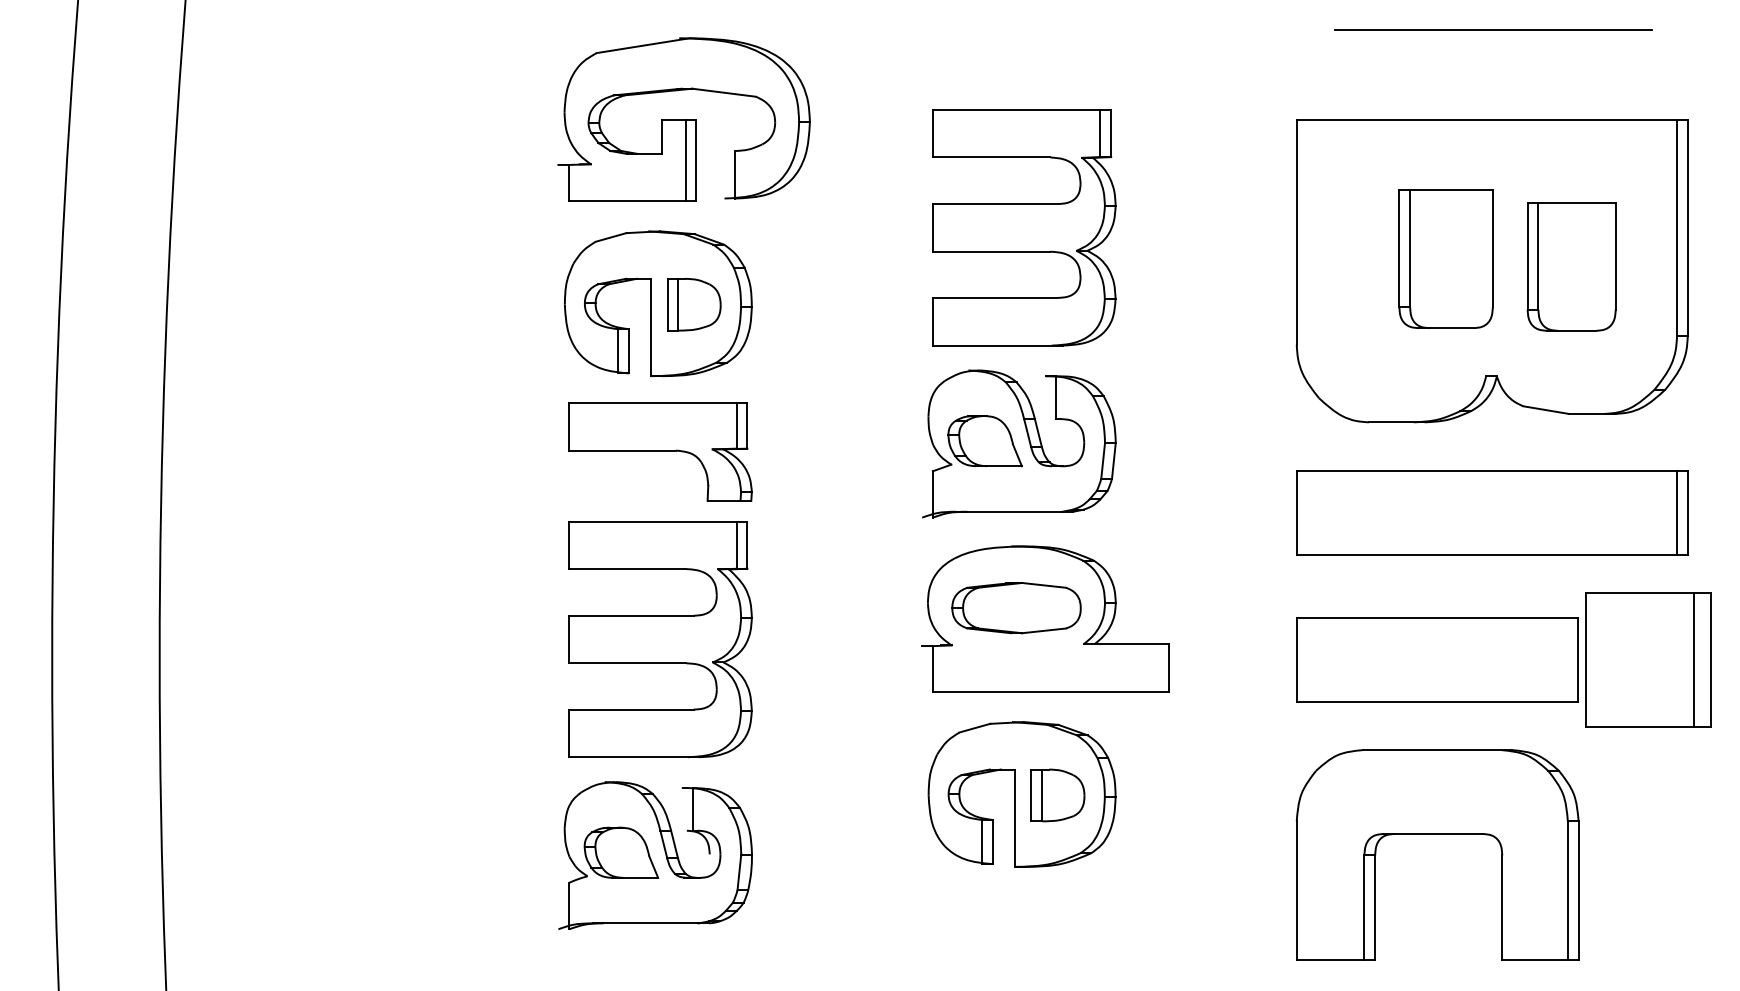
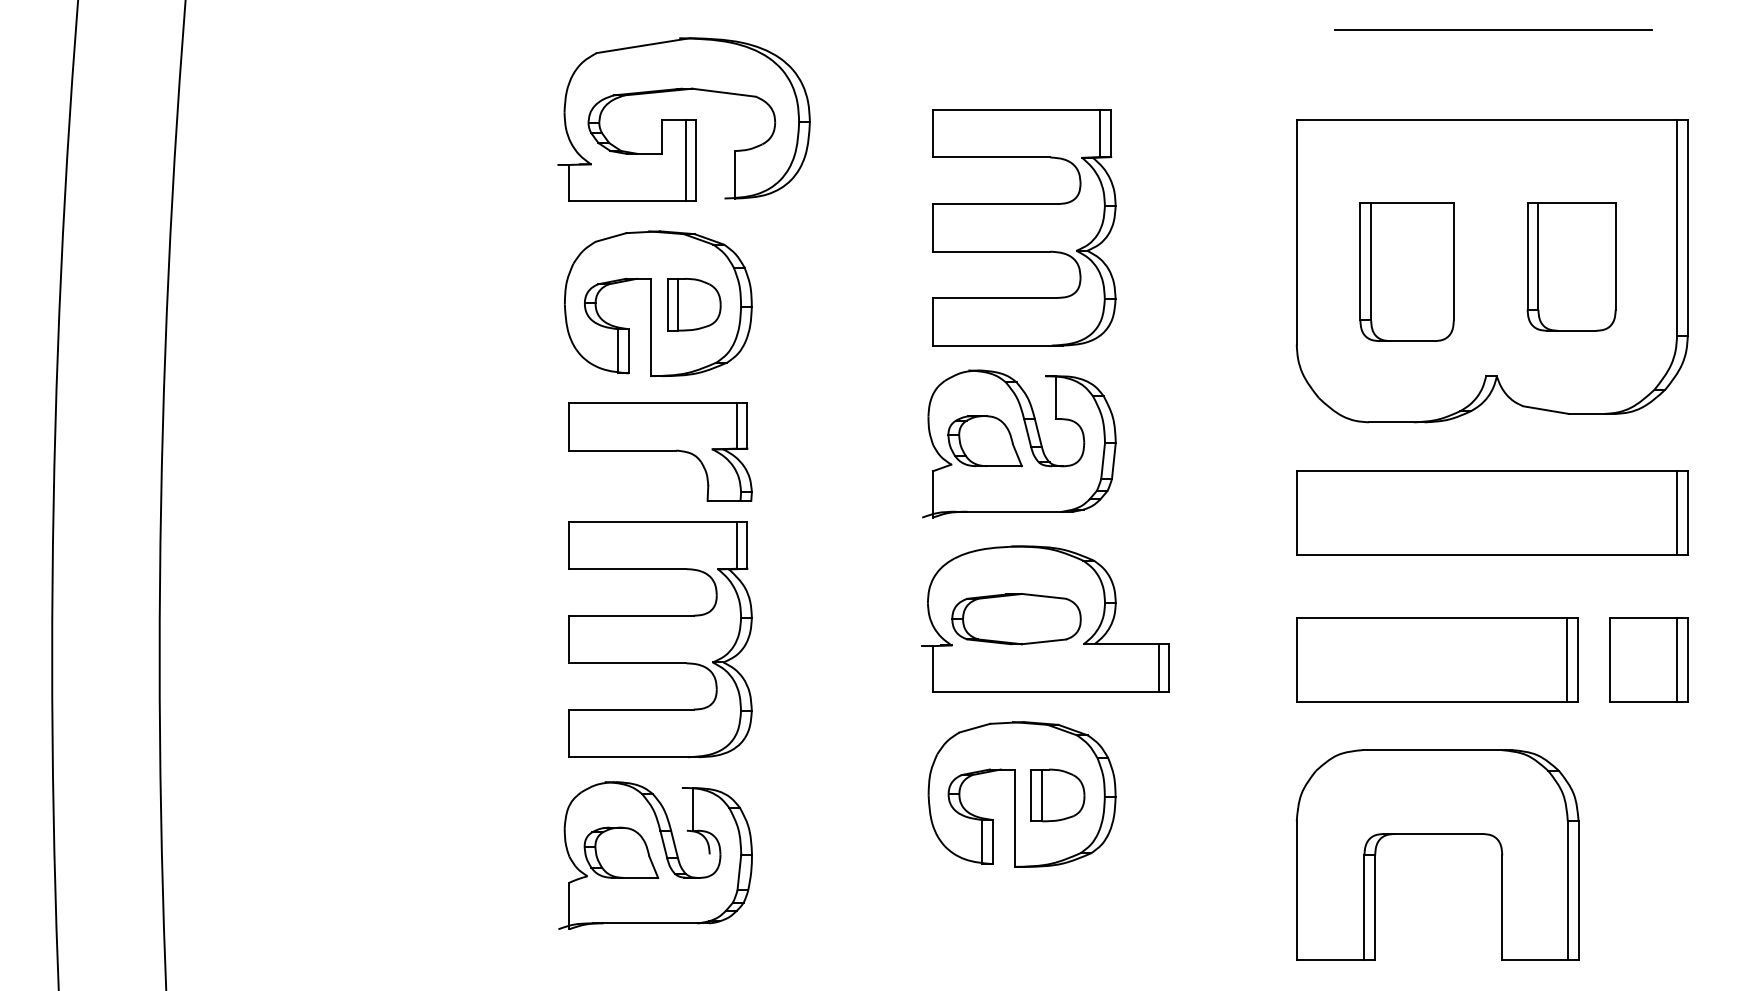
part position: (1445, 258) -> (1406, 271) (1406, 271)
part position: (1016, 608) -> (1016, 619) (1016, 619)
line: none -> present (1567, 659)
part size: 127x136 px -> 80x86 px (1648, 659)
line: none -> present (1158, 667)
